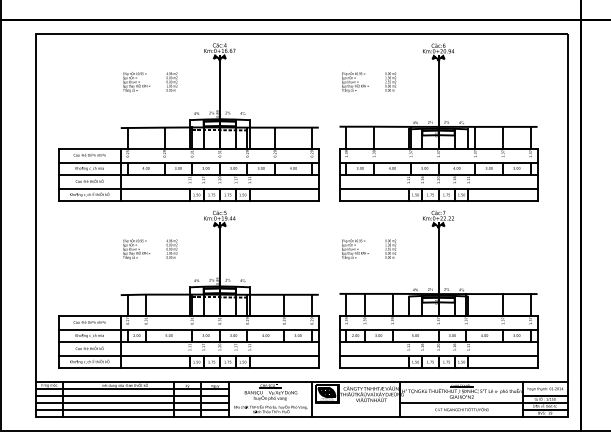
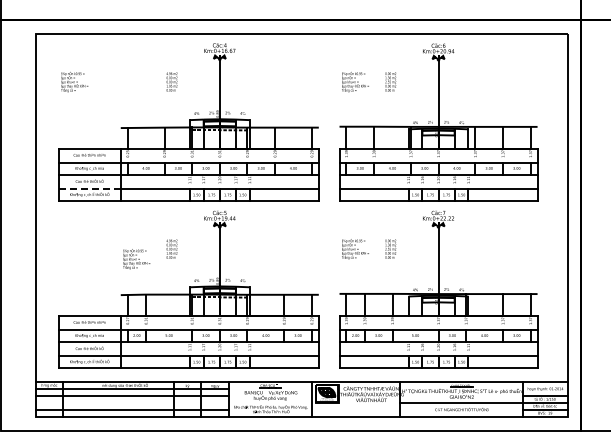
text position: (136, 82) -> (74, 82) (74, 82)
line: solid -> dashed (90, 188)
text position: (136, 249) -> (136, 259) (136, 259)
line: present -> none (132, 402)
